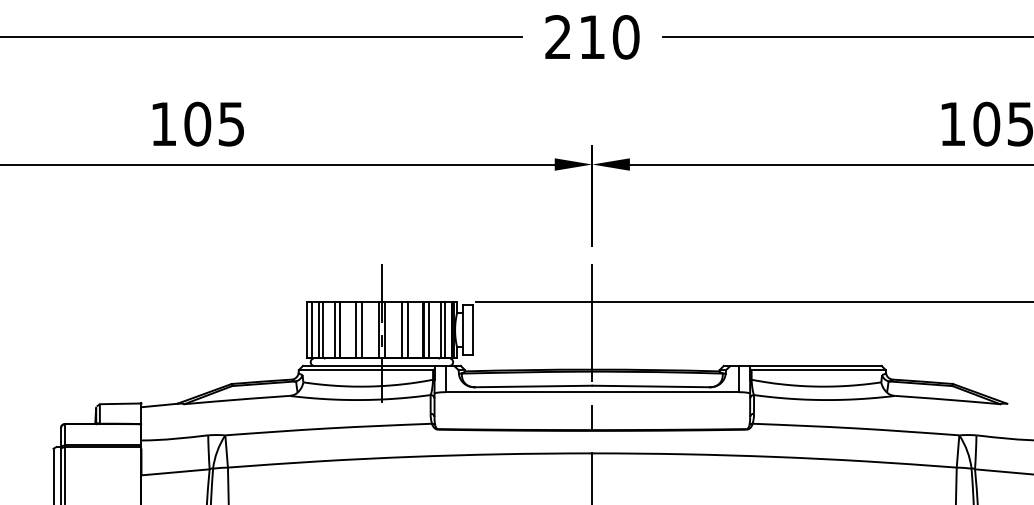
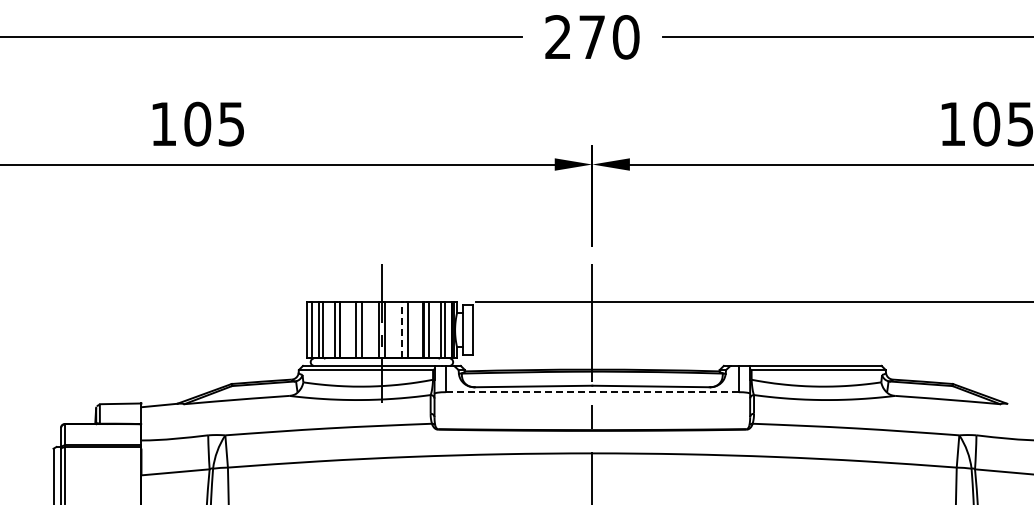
text: 210 -> 270 (591, 36)
line: solid -> dashed (402, 329)
line: solid -> dashed (592, 392)
